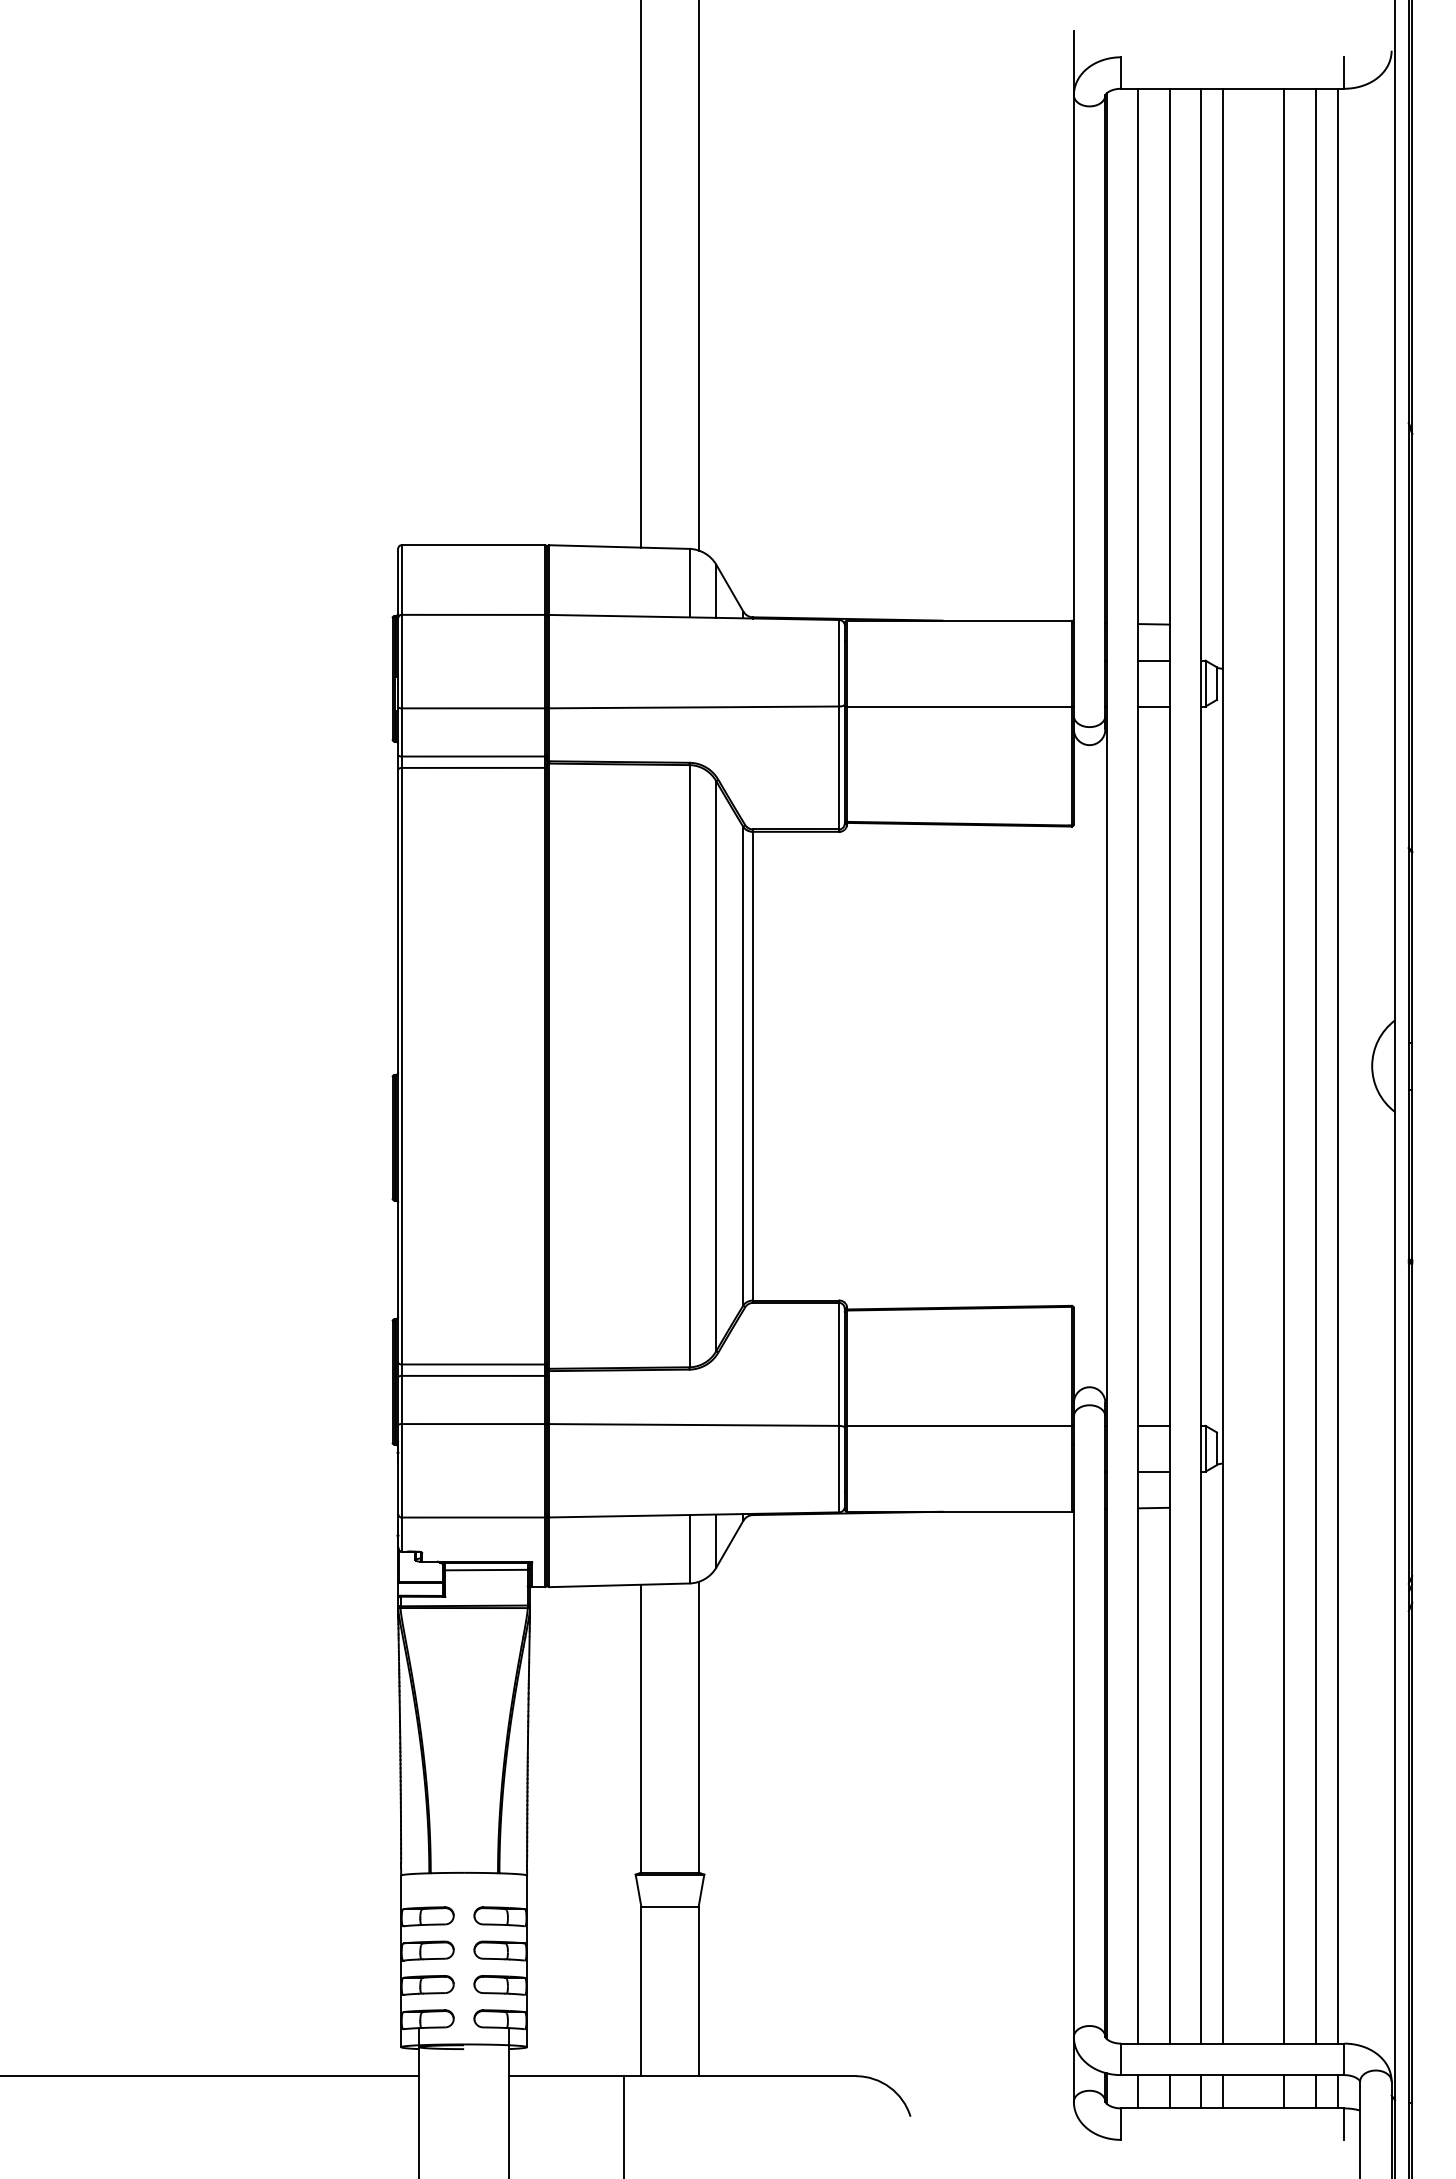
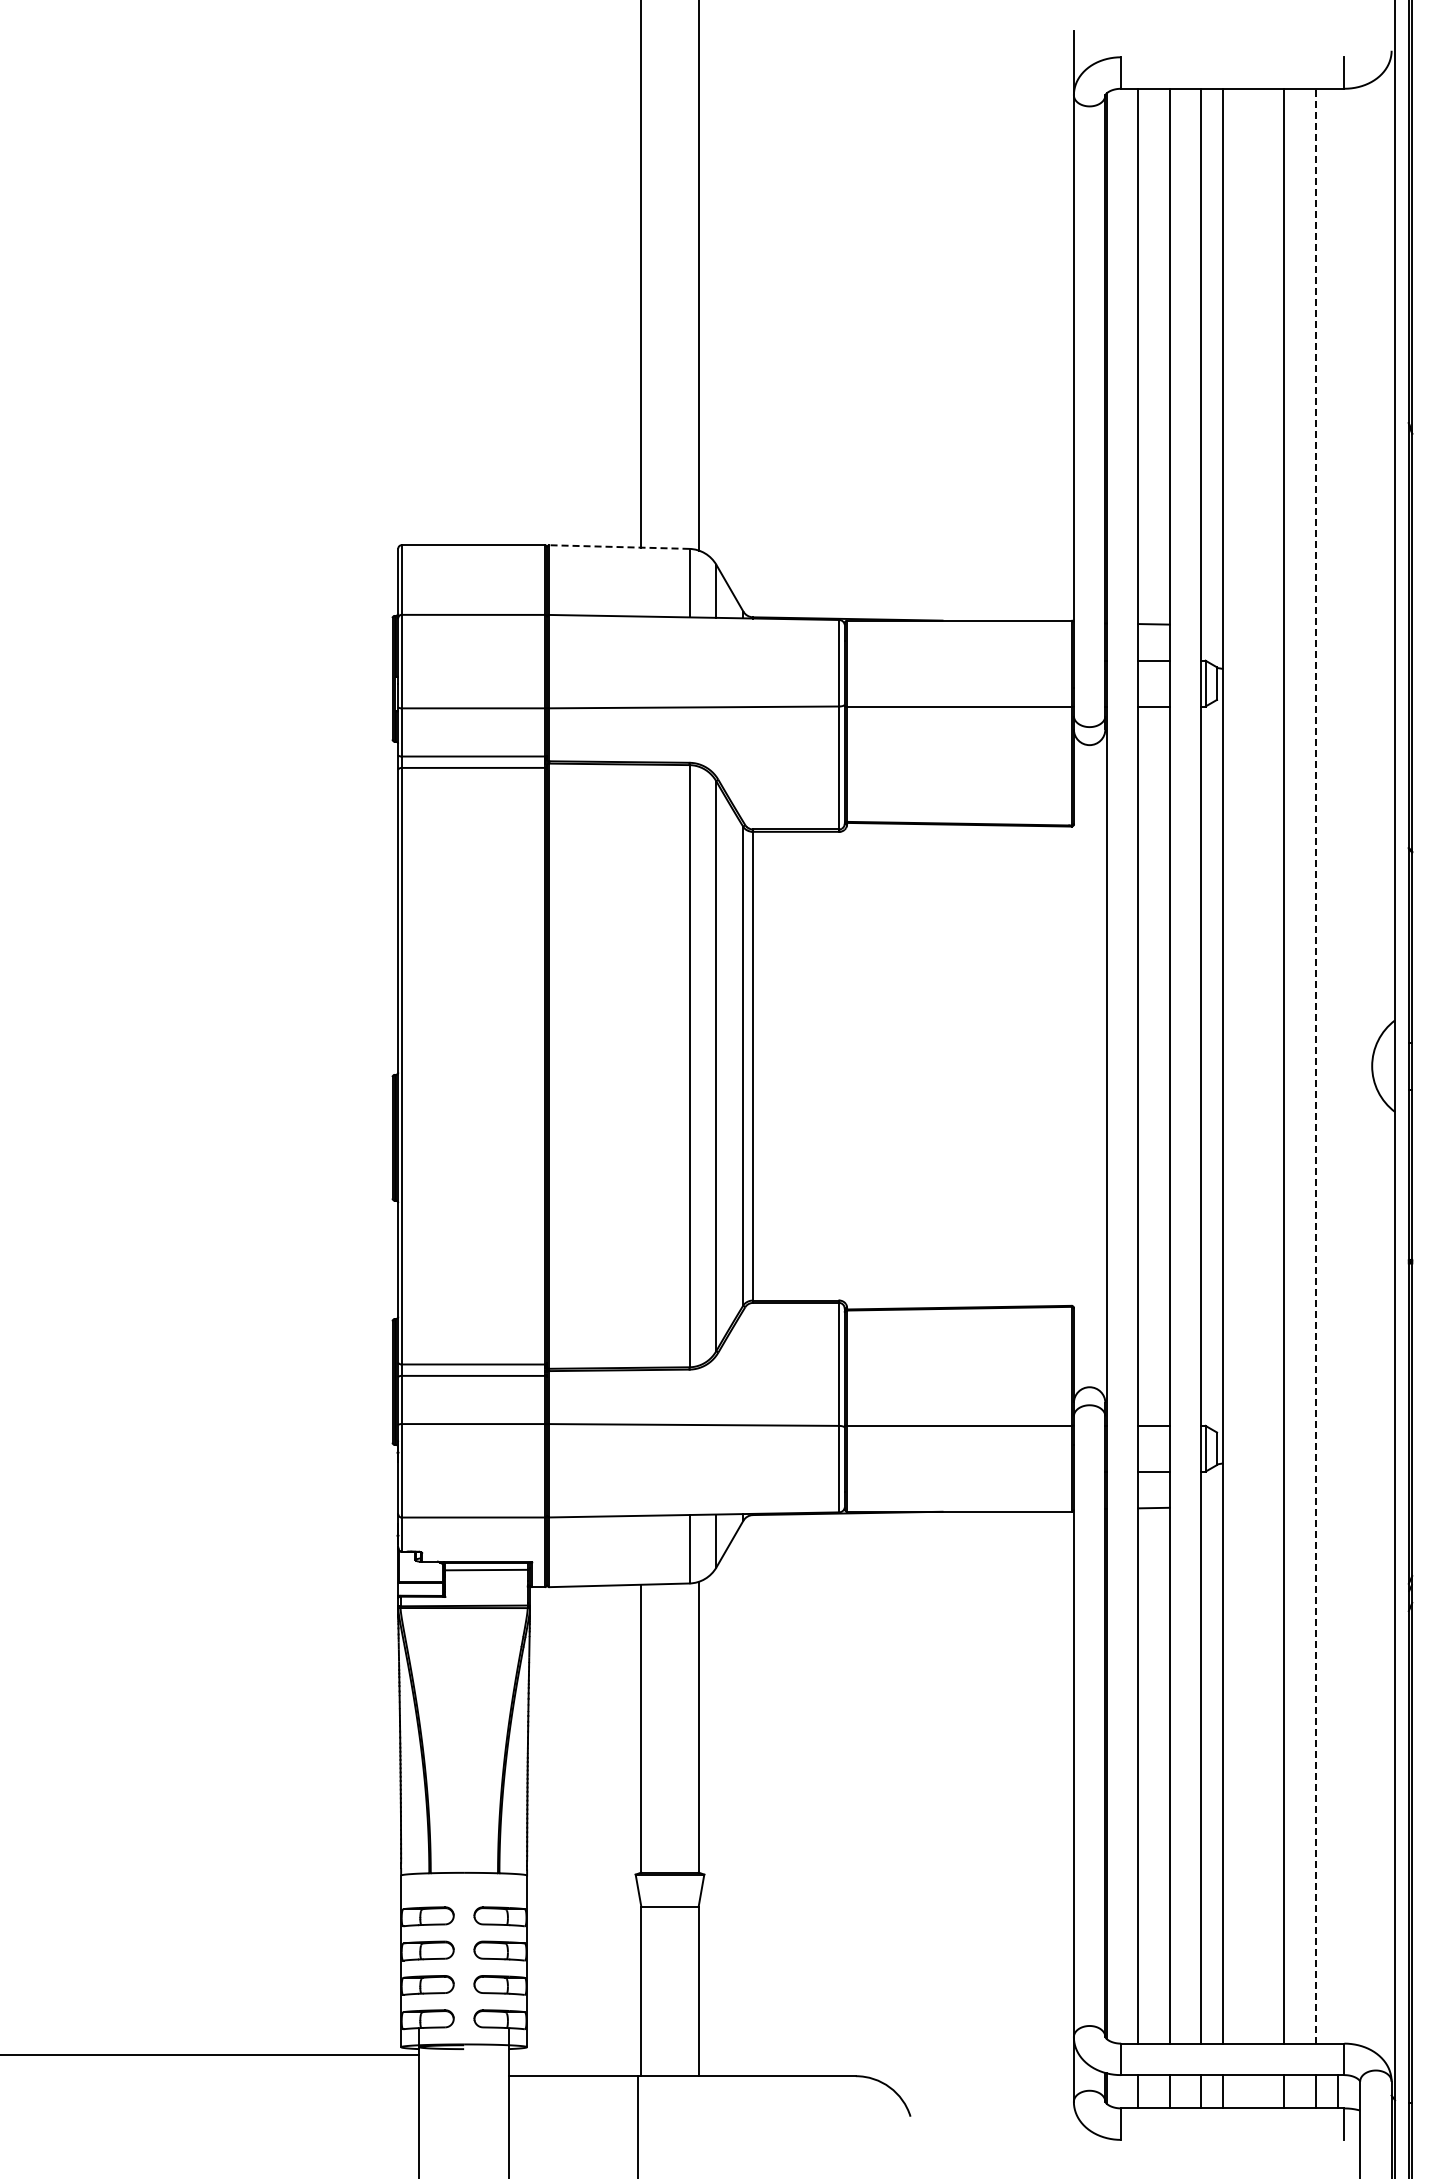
line: solid -> dashed (619, 547)
line: solid -> dashed (1315, 1065)
line: present -> none (1337, 1065)
line position: (210, 2076) -> (210, 2055) (210, 2055)
line position: (623, 2125) -> (637, 2125) (637, 2125)
